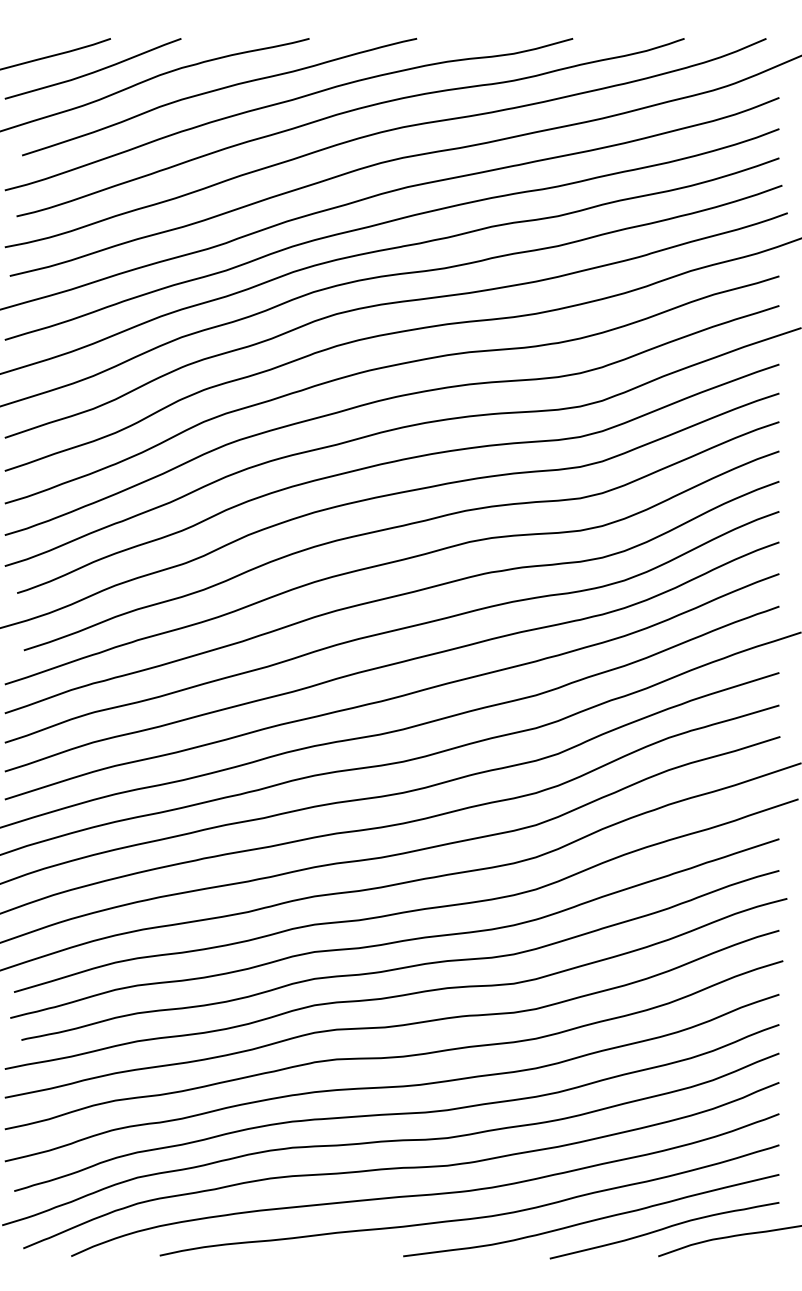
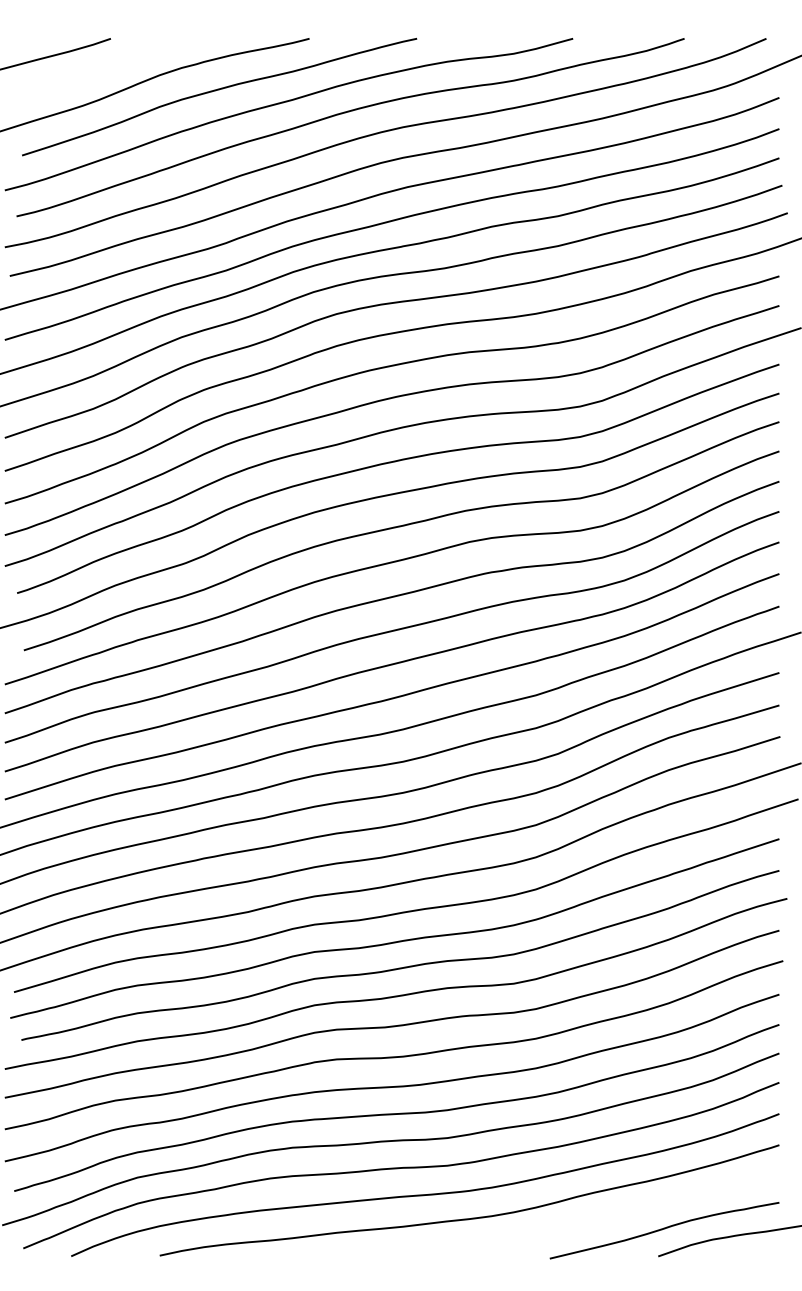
curve: present -> none (92, 71)
curve: present -> none (592, 1219)
